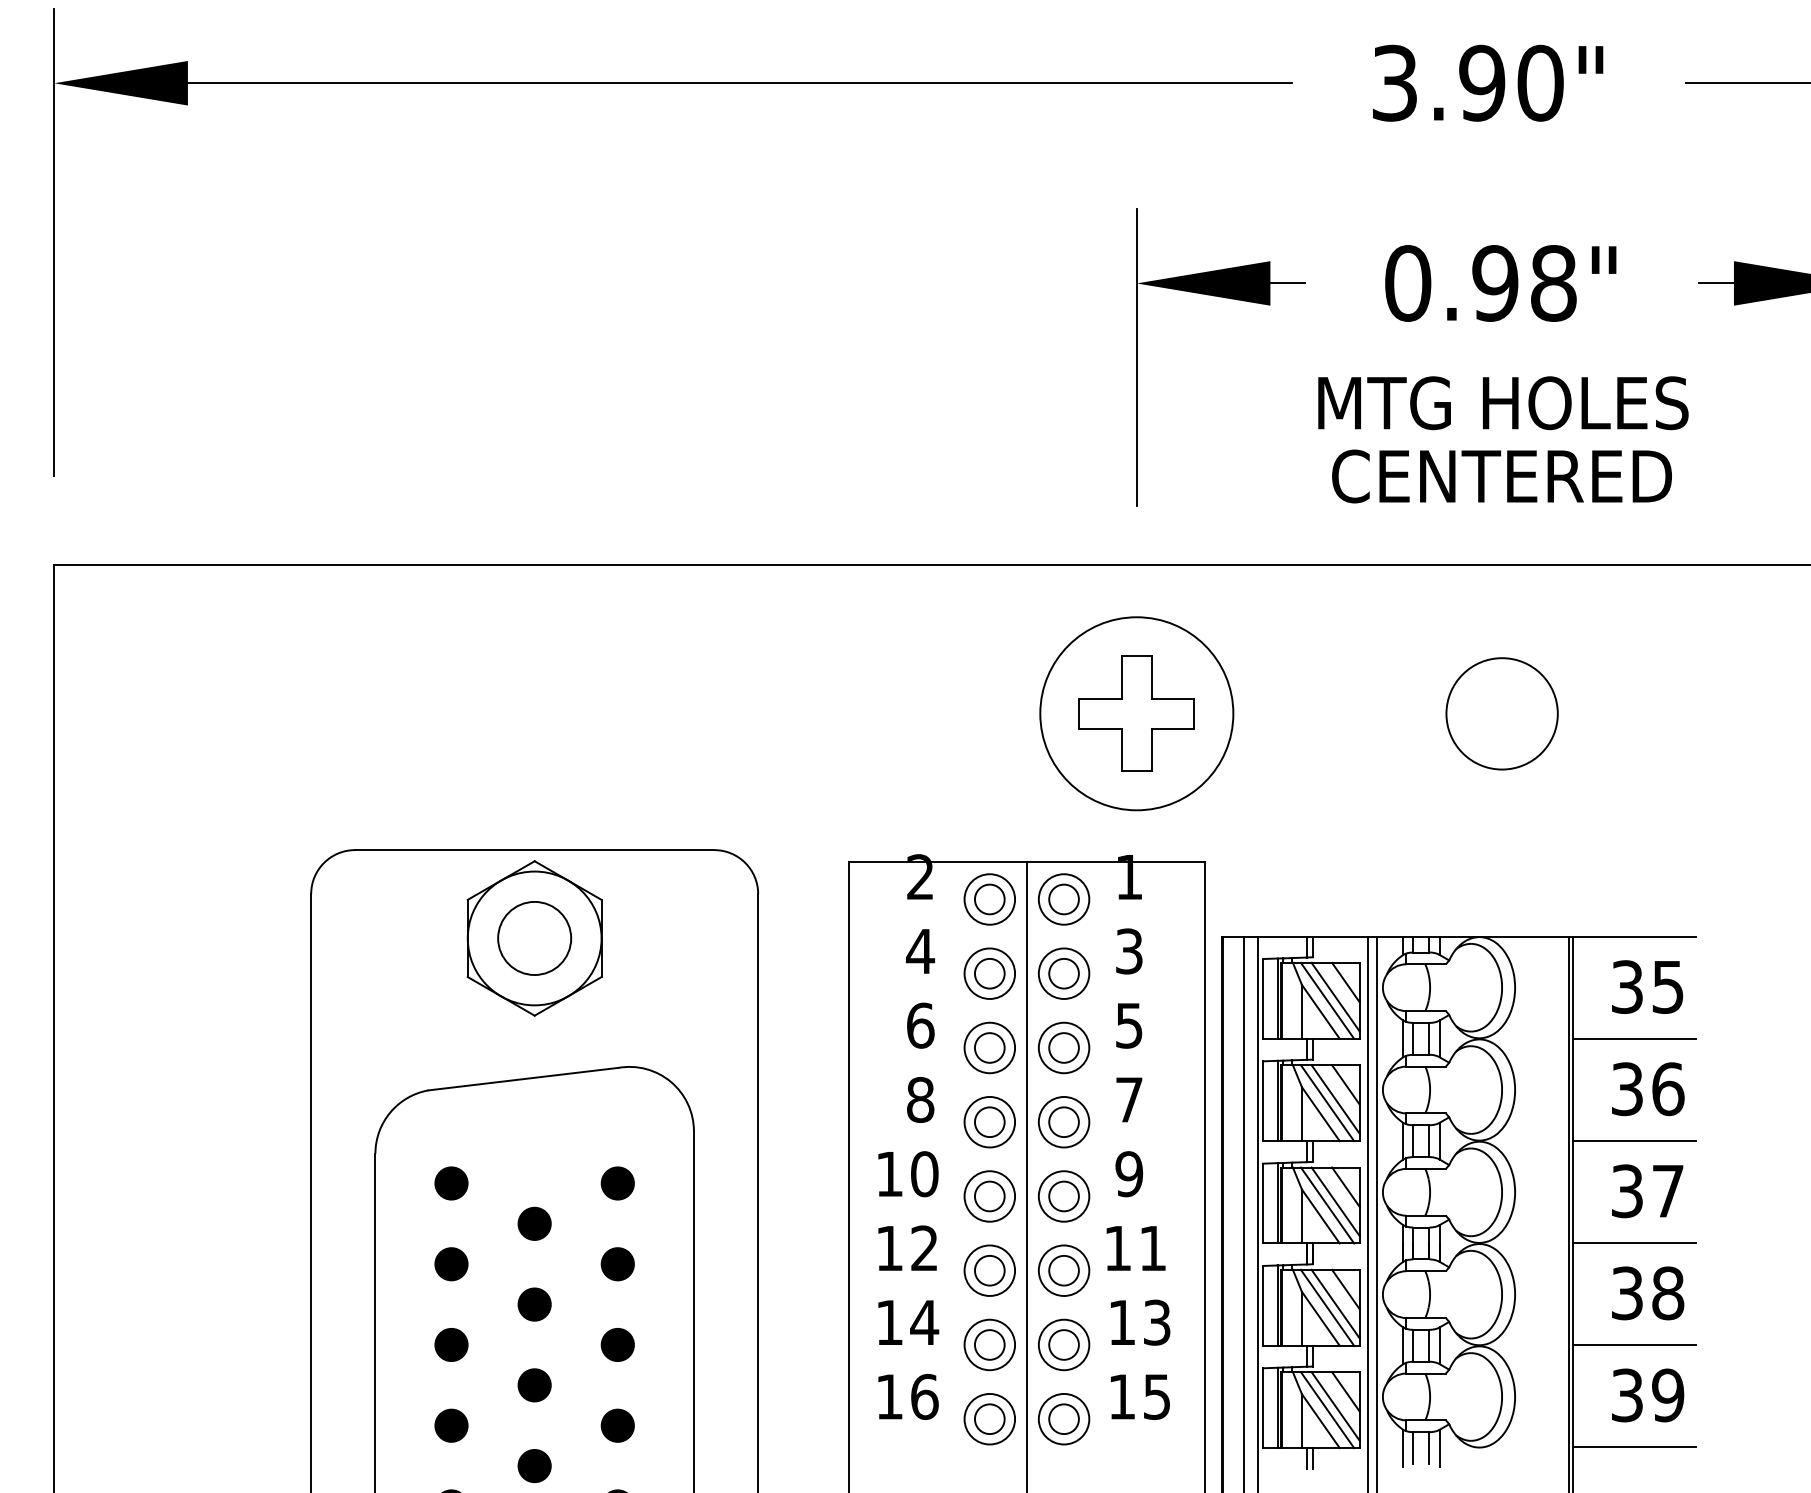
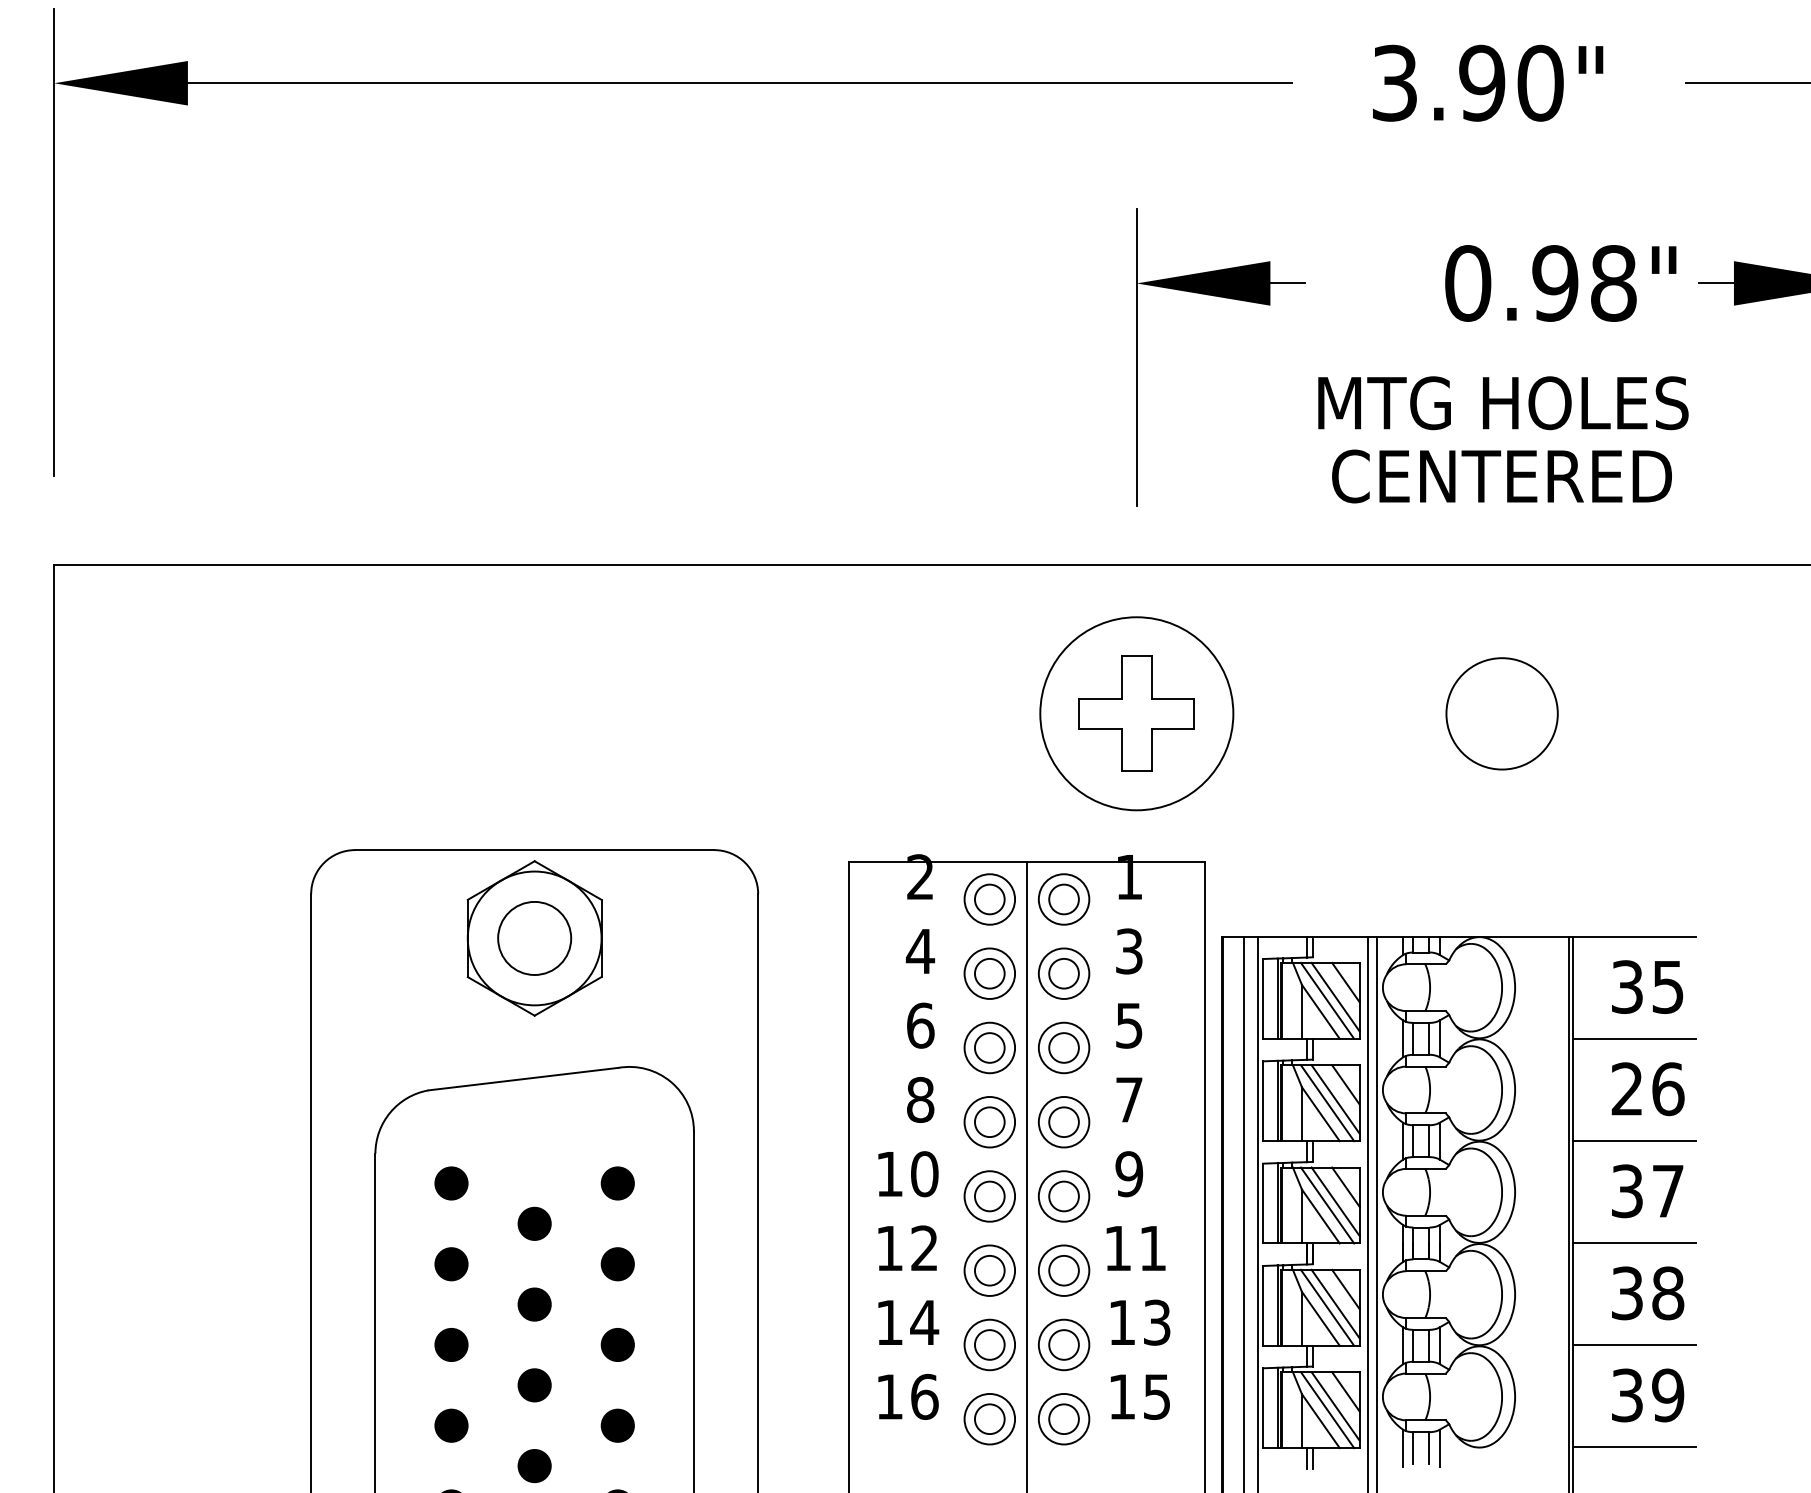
text position: (1500, 283) -> (1560, 283) (1560, 283)
text: 36 -> 26 (1626, 1089)
